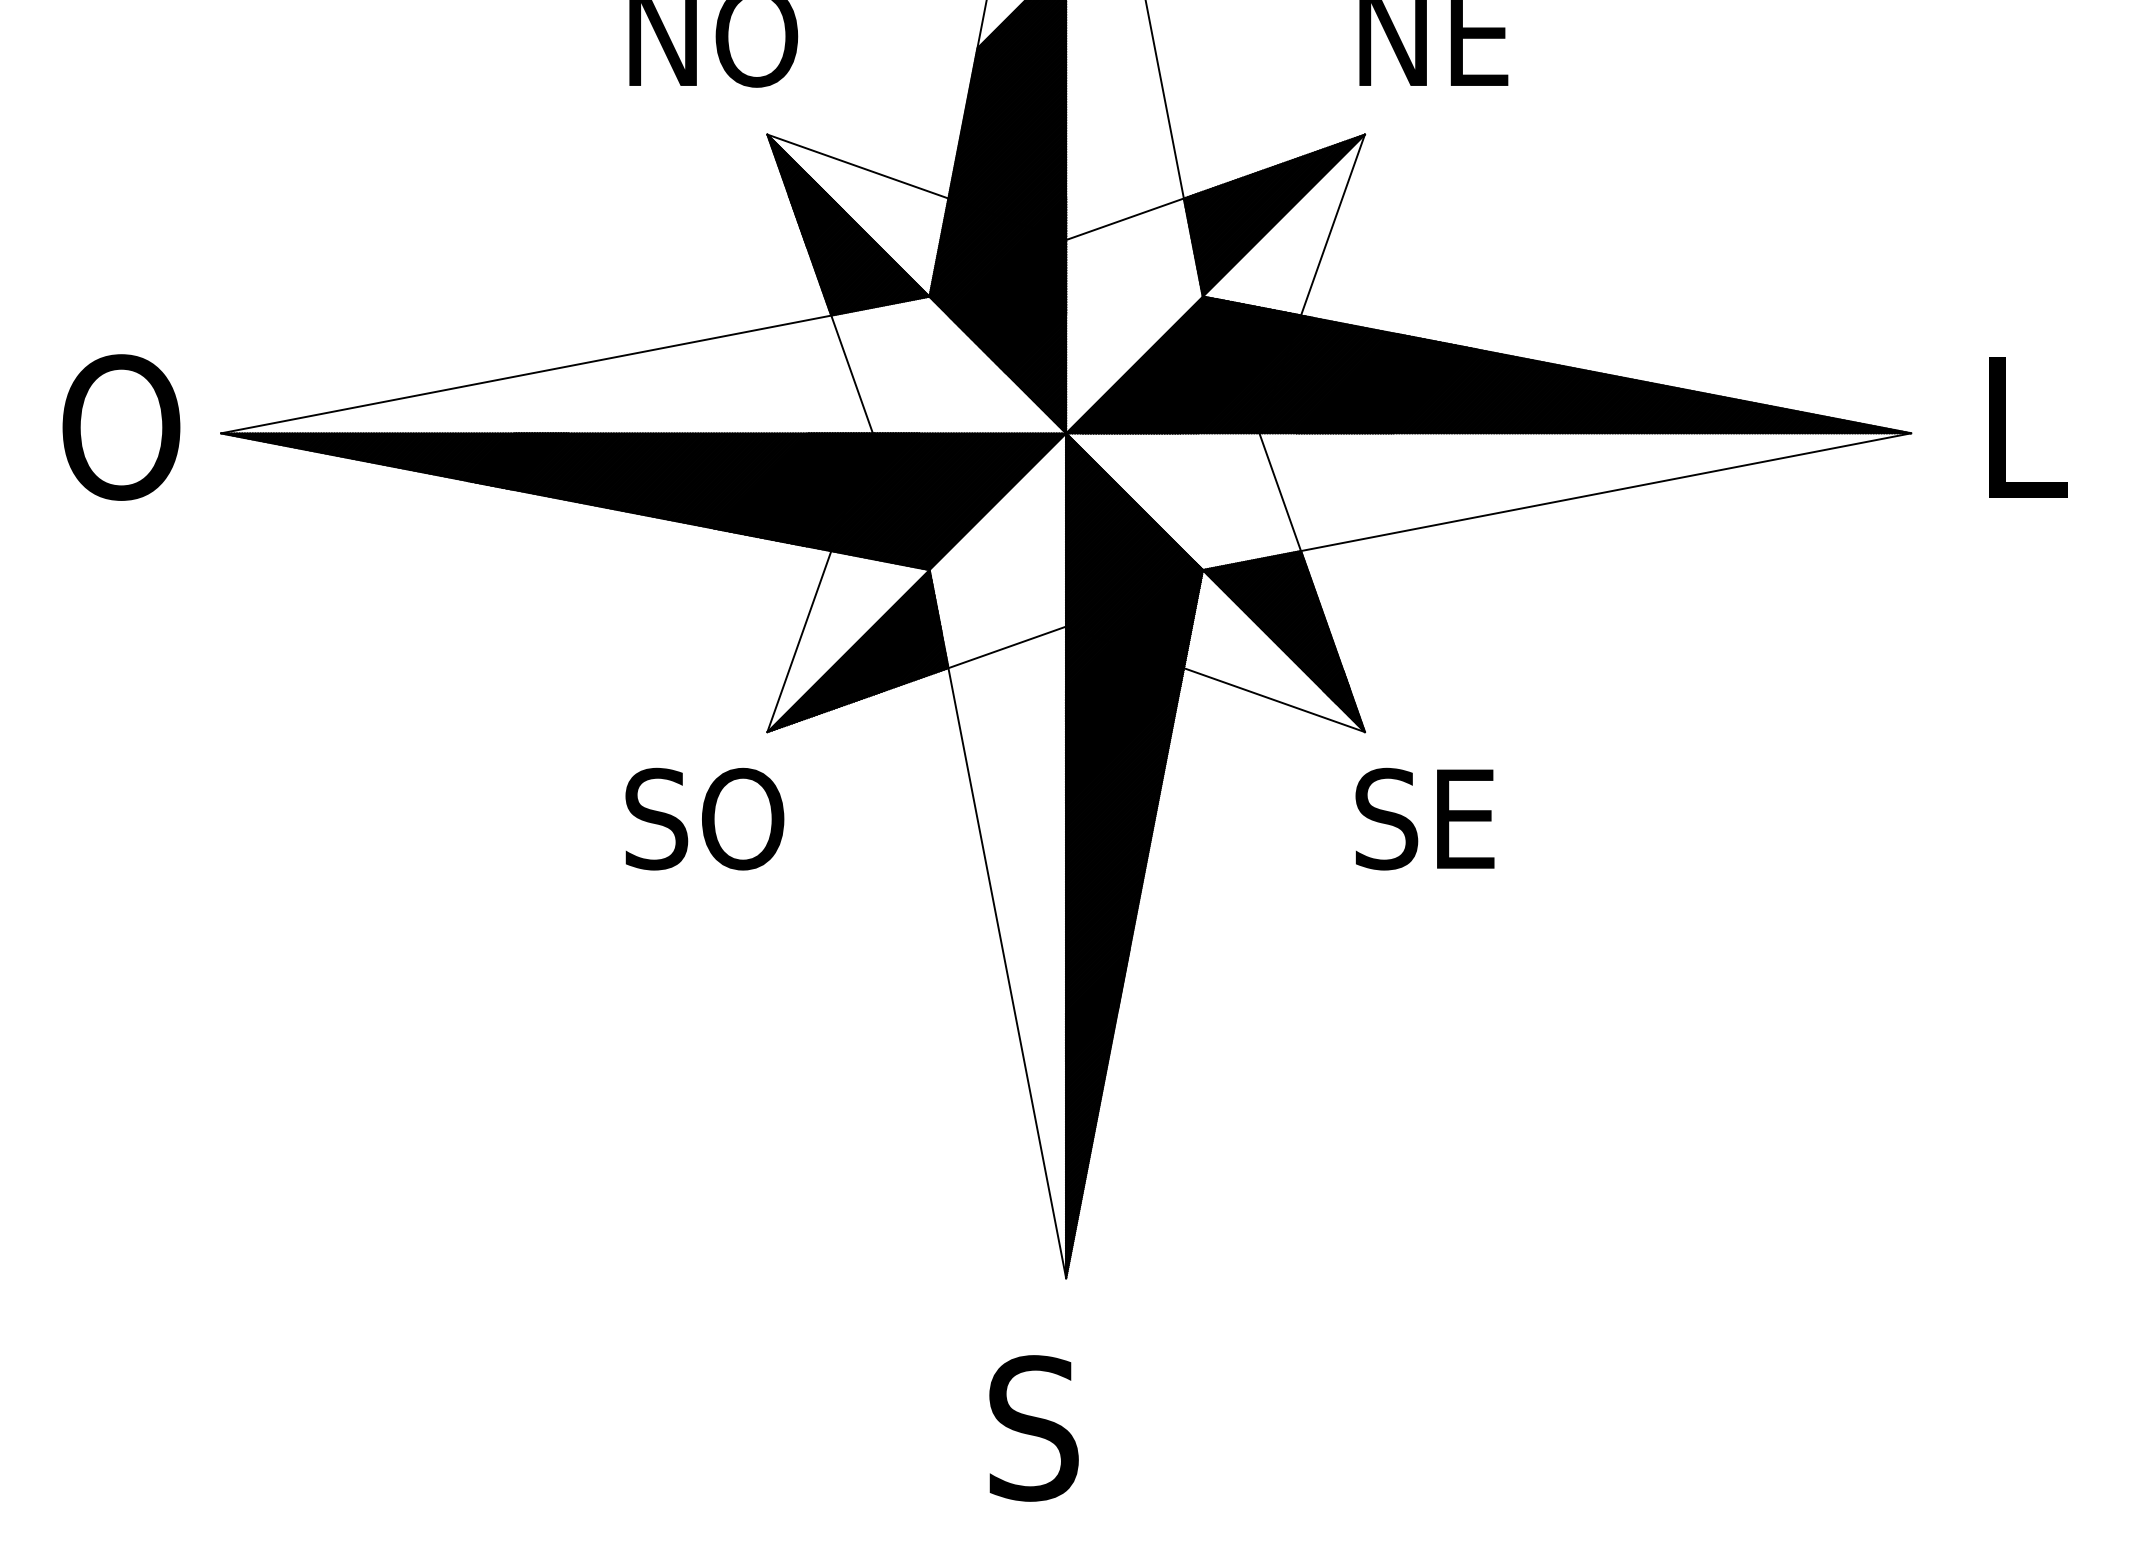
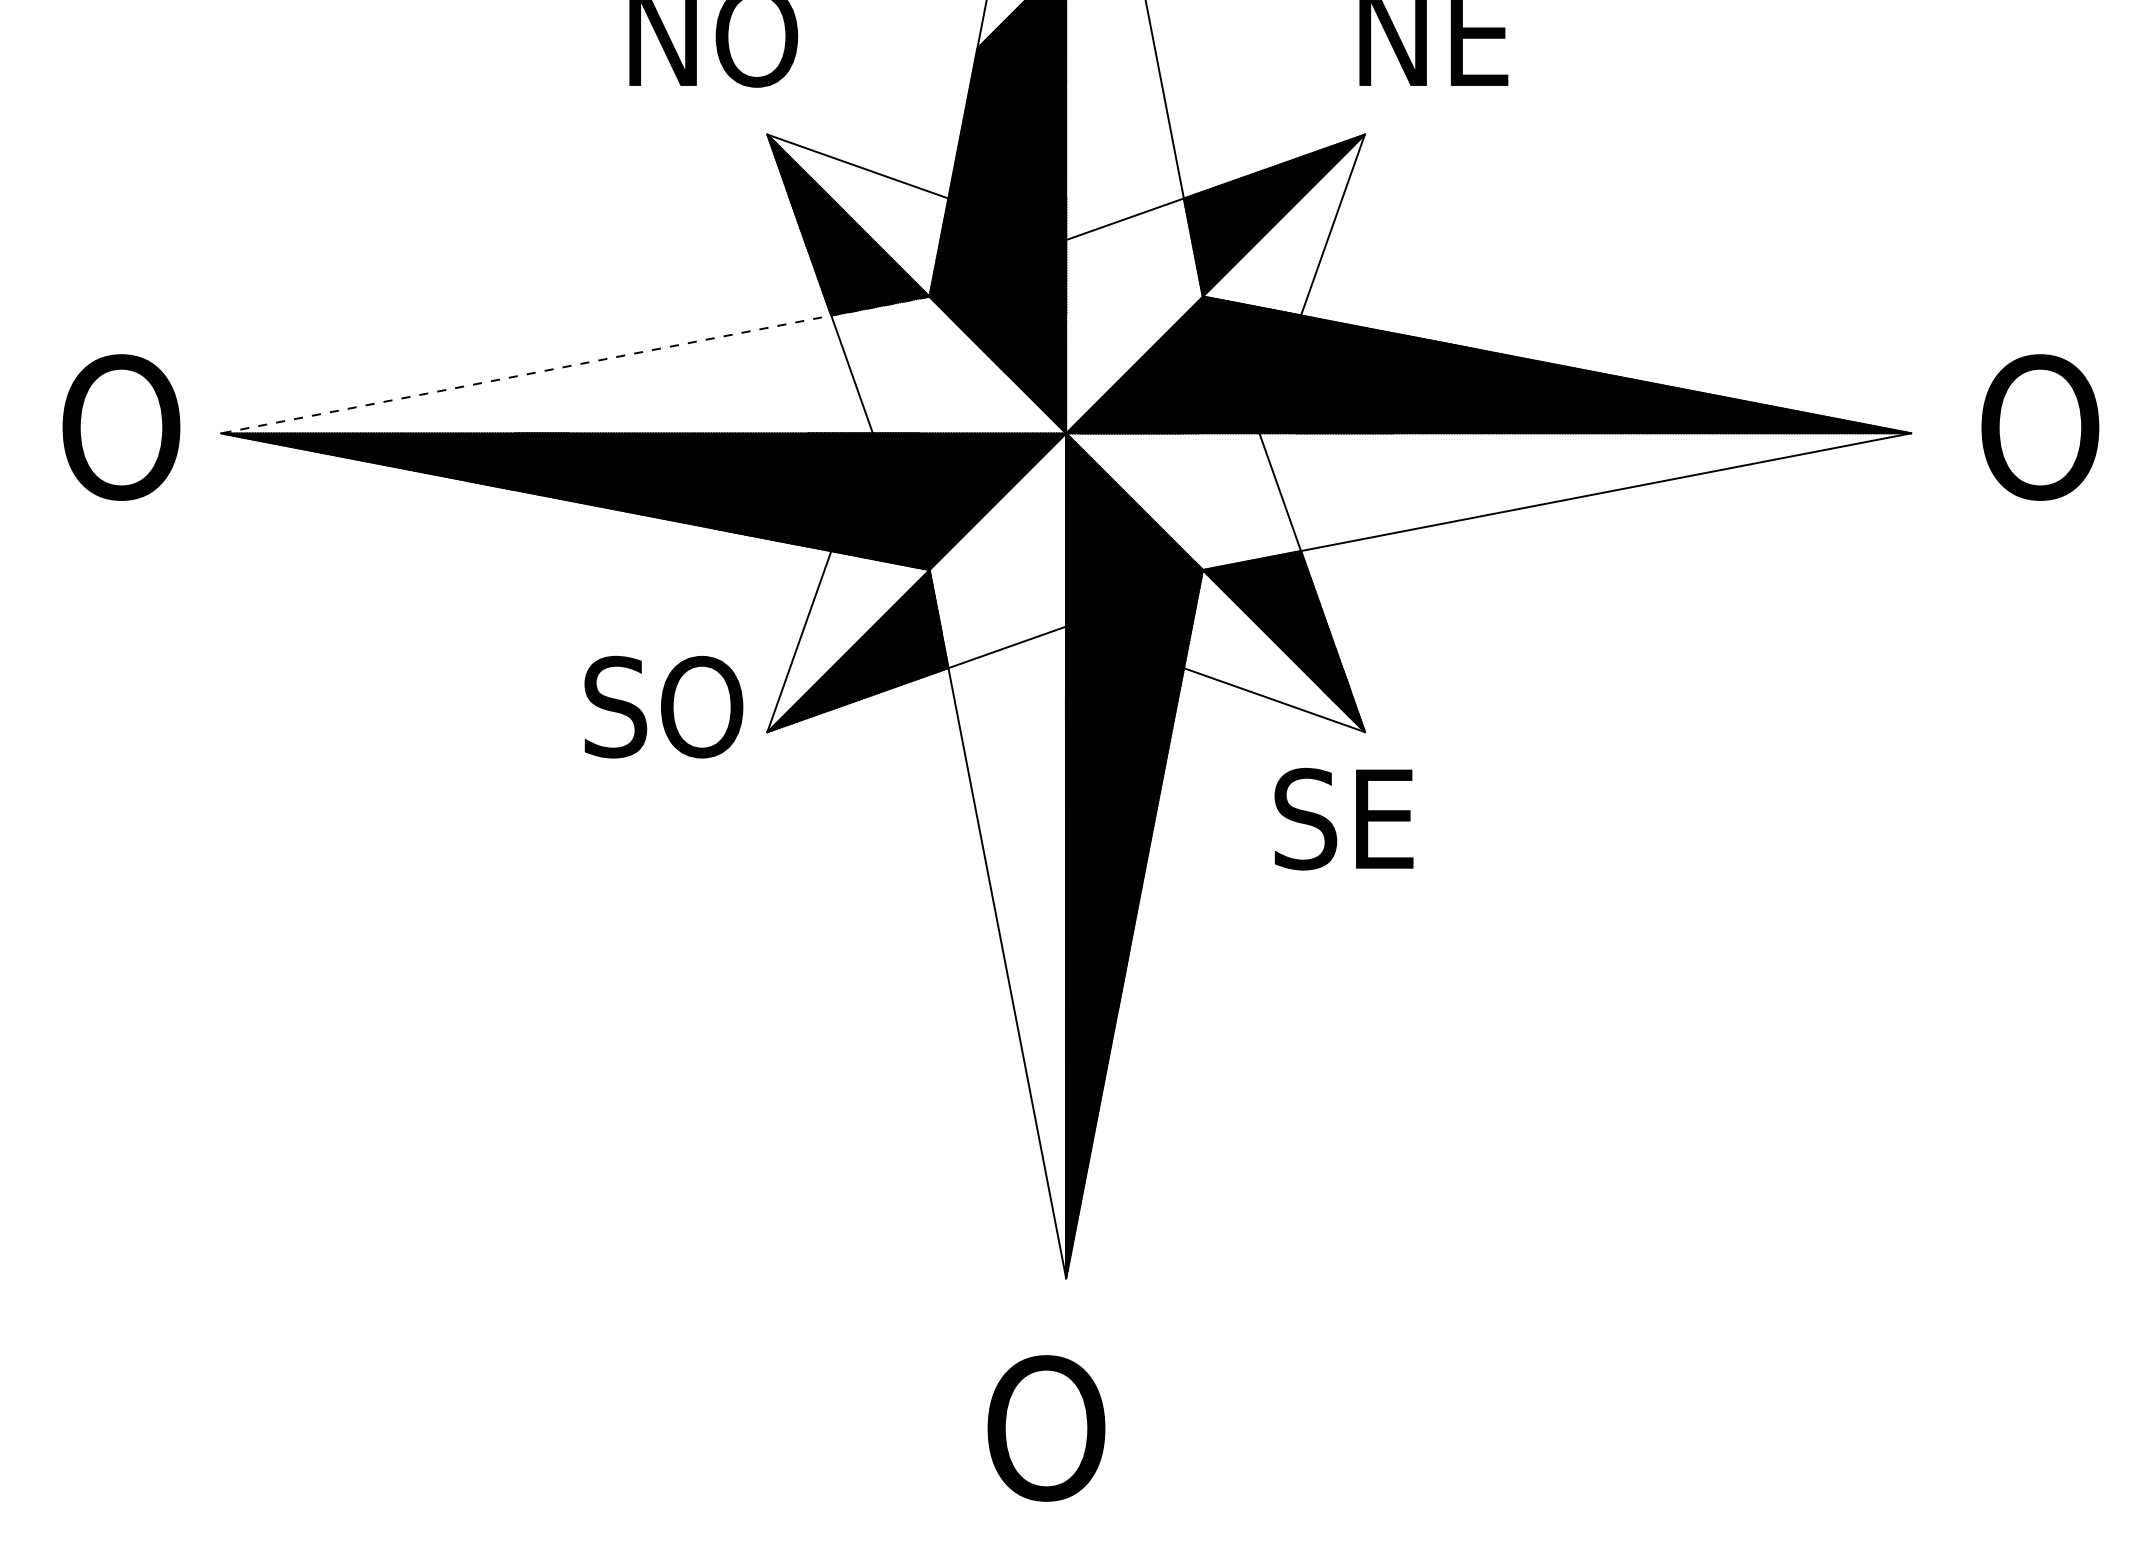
line: solid -> dashed (575, 365)
text: L -> O (2040, 427)
text position: (704, 818) -> (663, 706) (663, 706)
text position: (1424, 818) -> (1343, 818) (1343, 818)
text: S -> O (1046, 1428)
